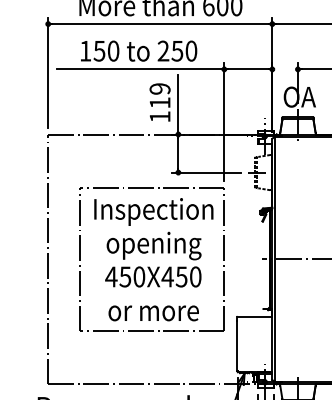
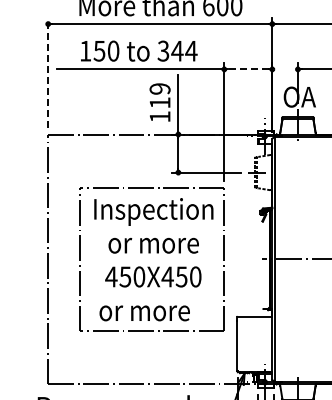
text: 250 -> 344 (177, 50)
line: solid -> dashed (247, 69)
line: solid -> dashed (48, 72)
text: opening -> or more (153, 245)
text position: (153, 313) -> (144, 313) (144, 313)
